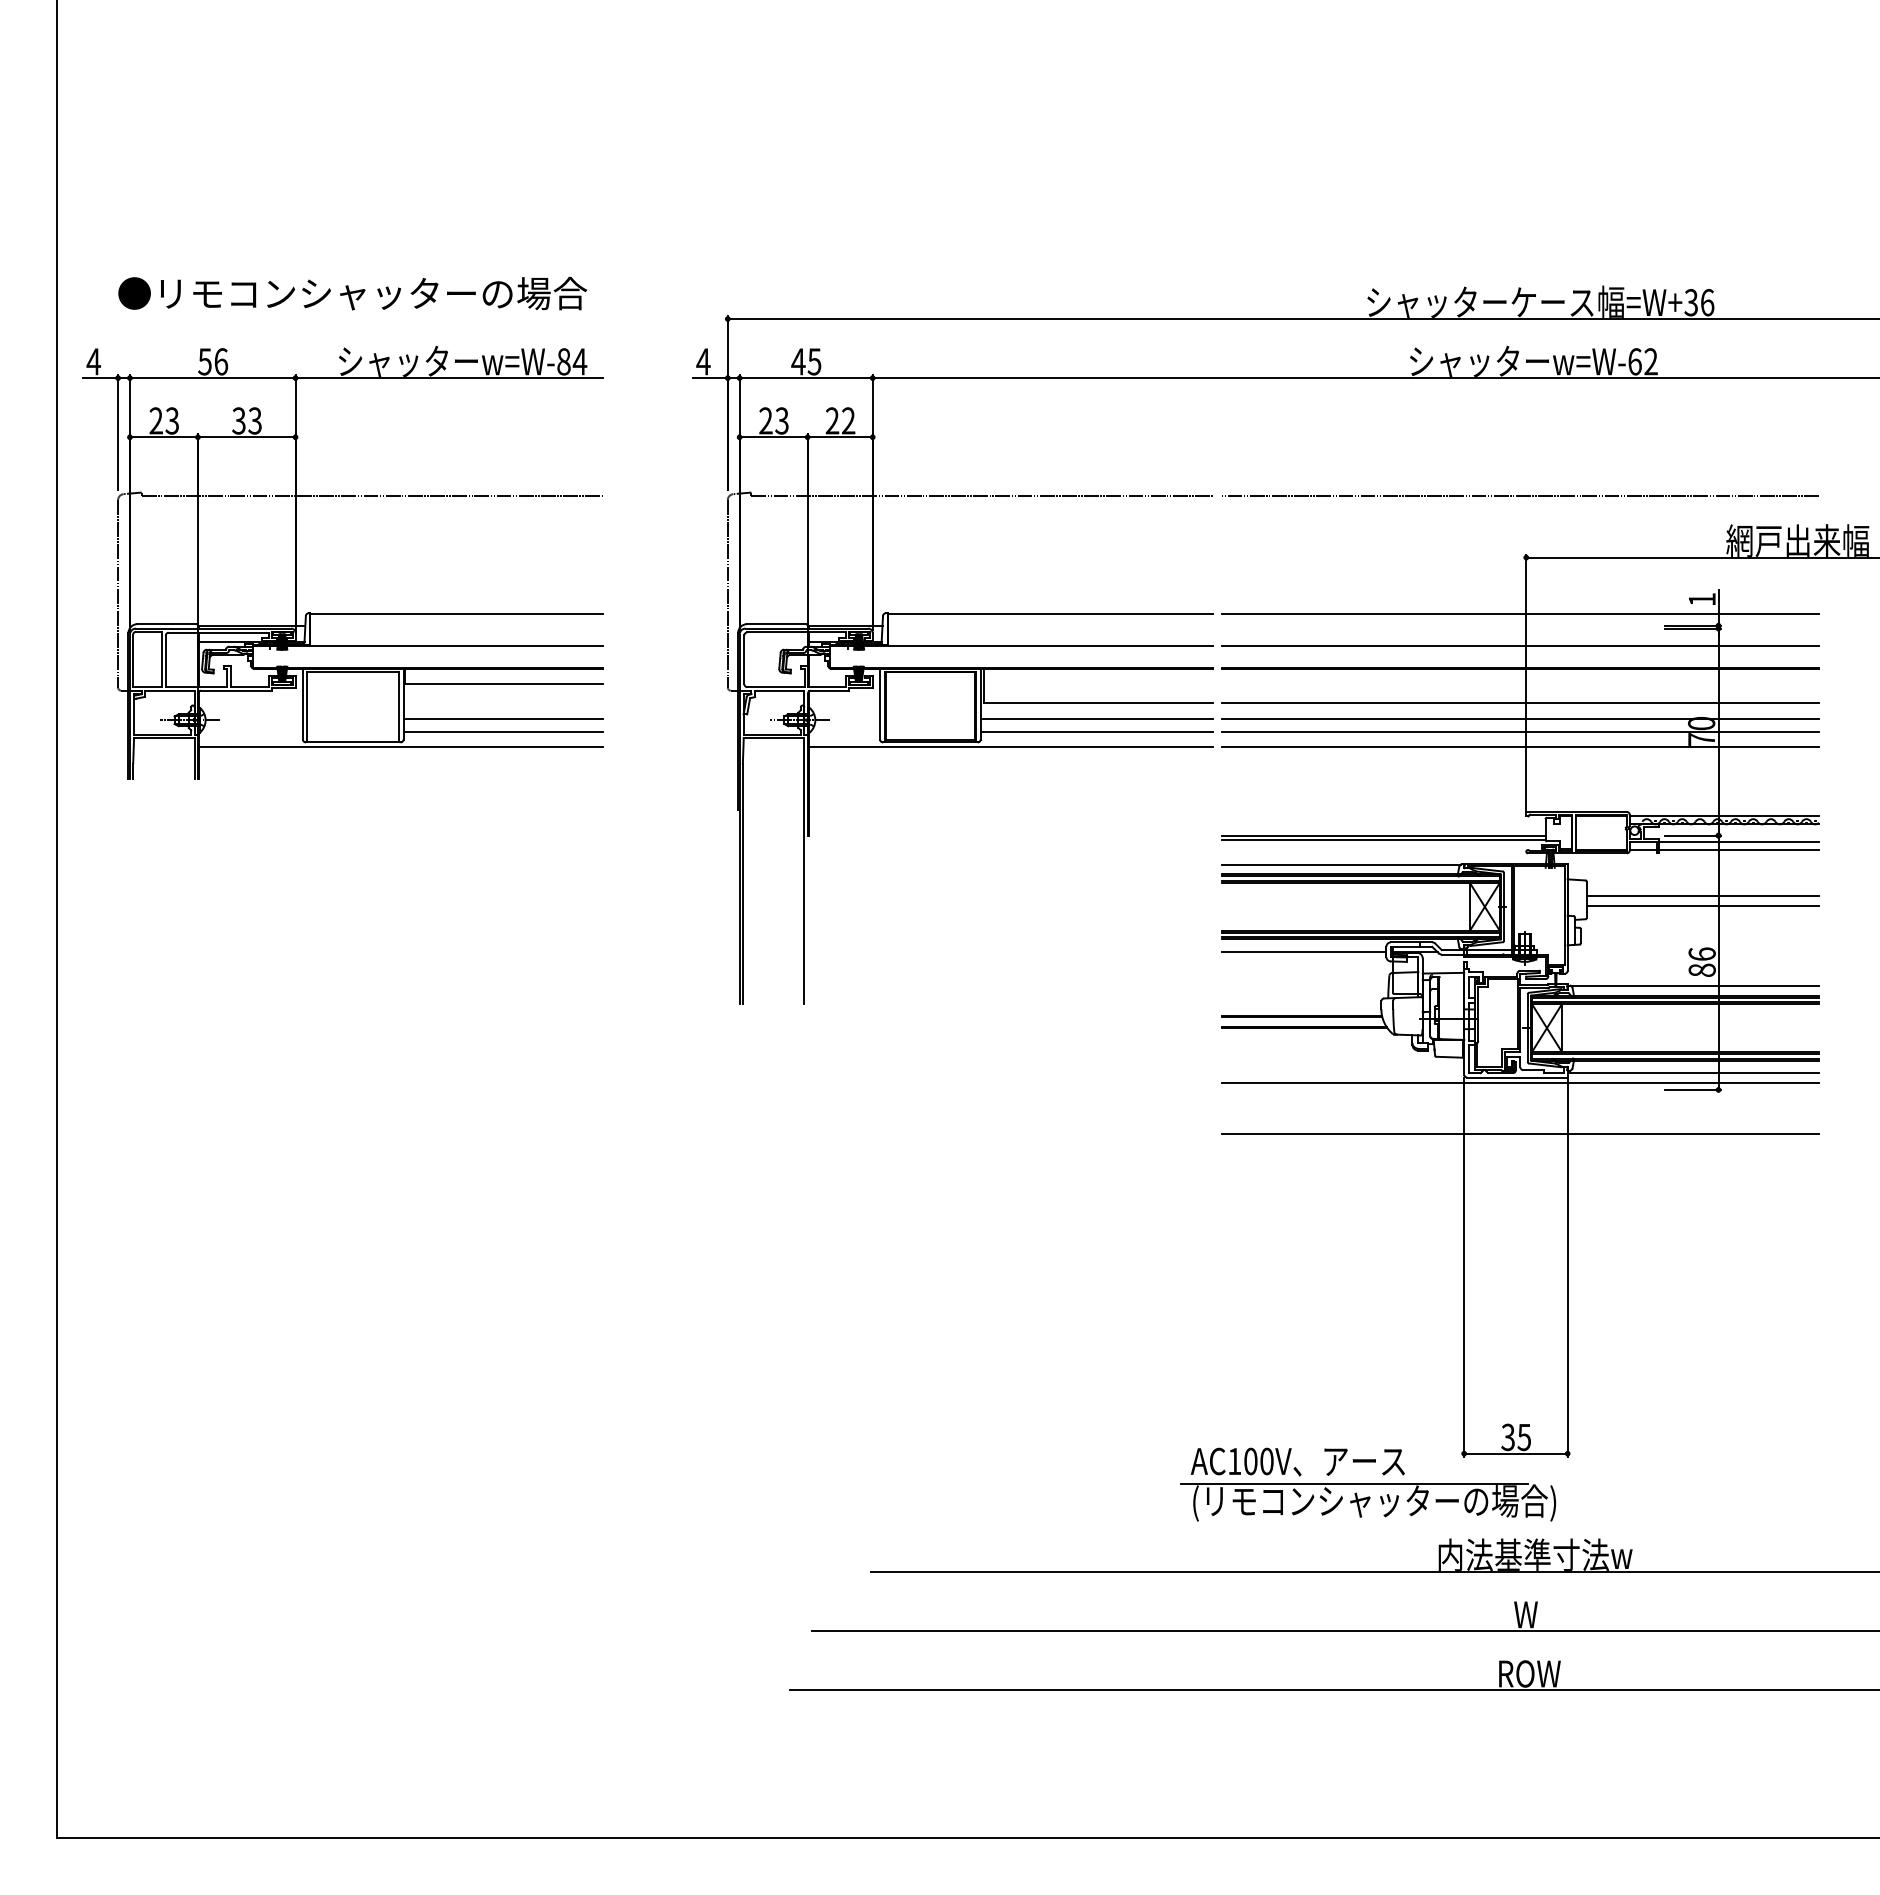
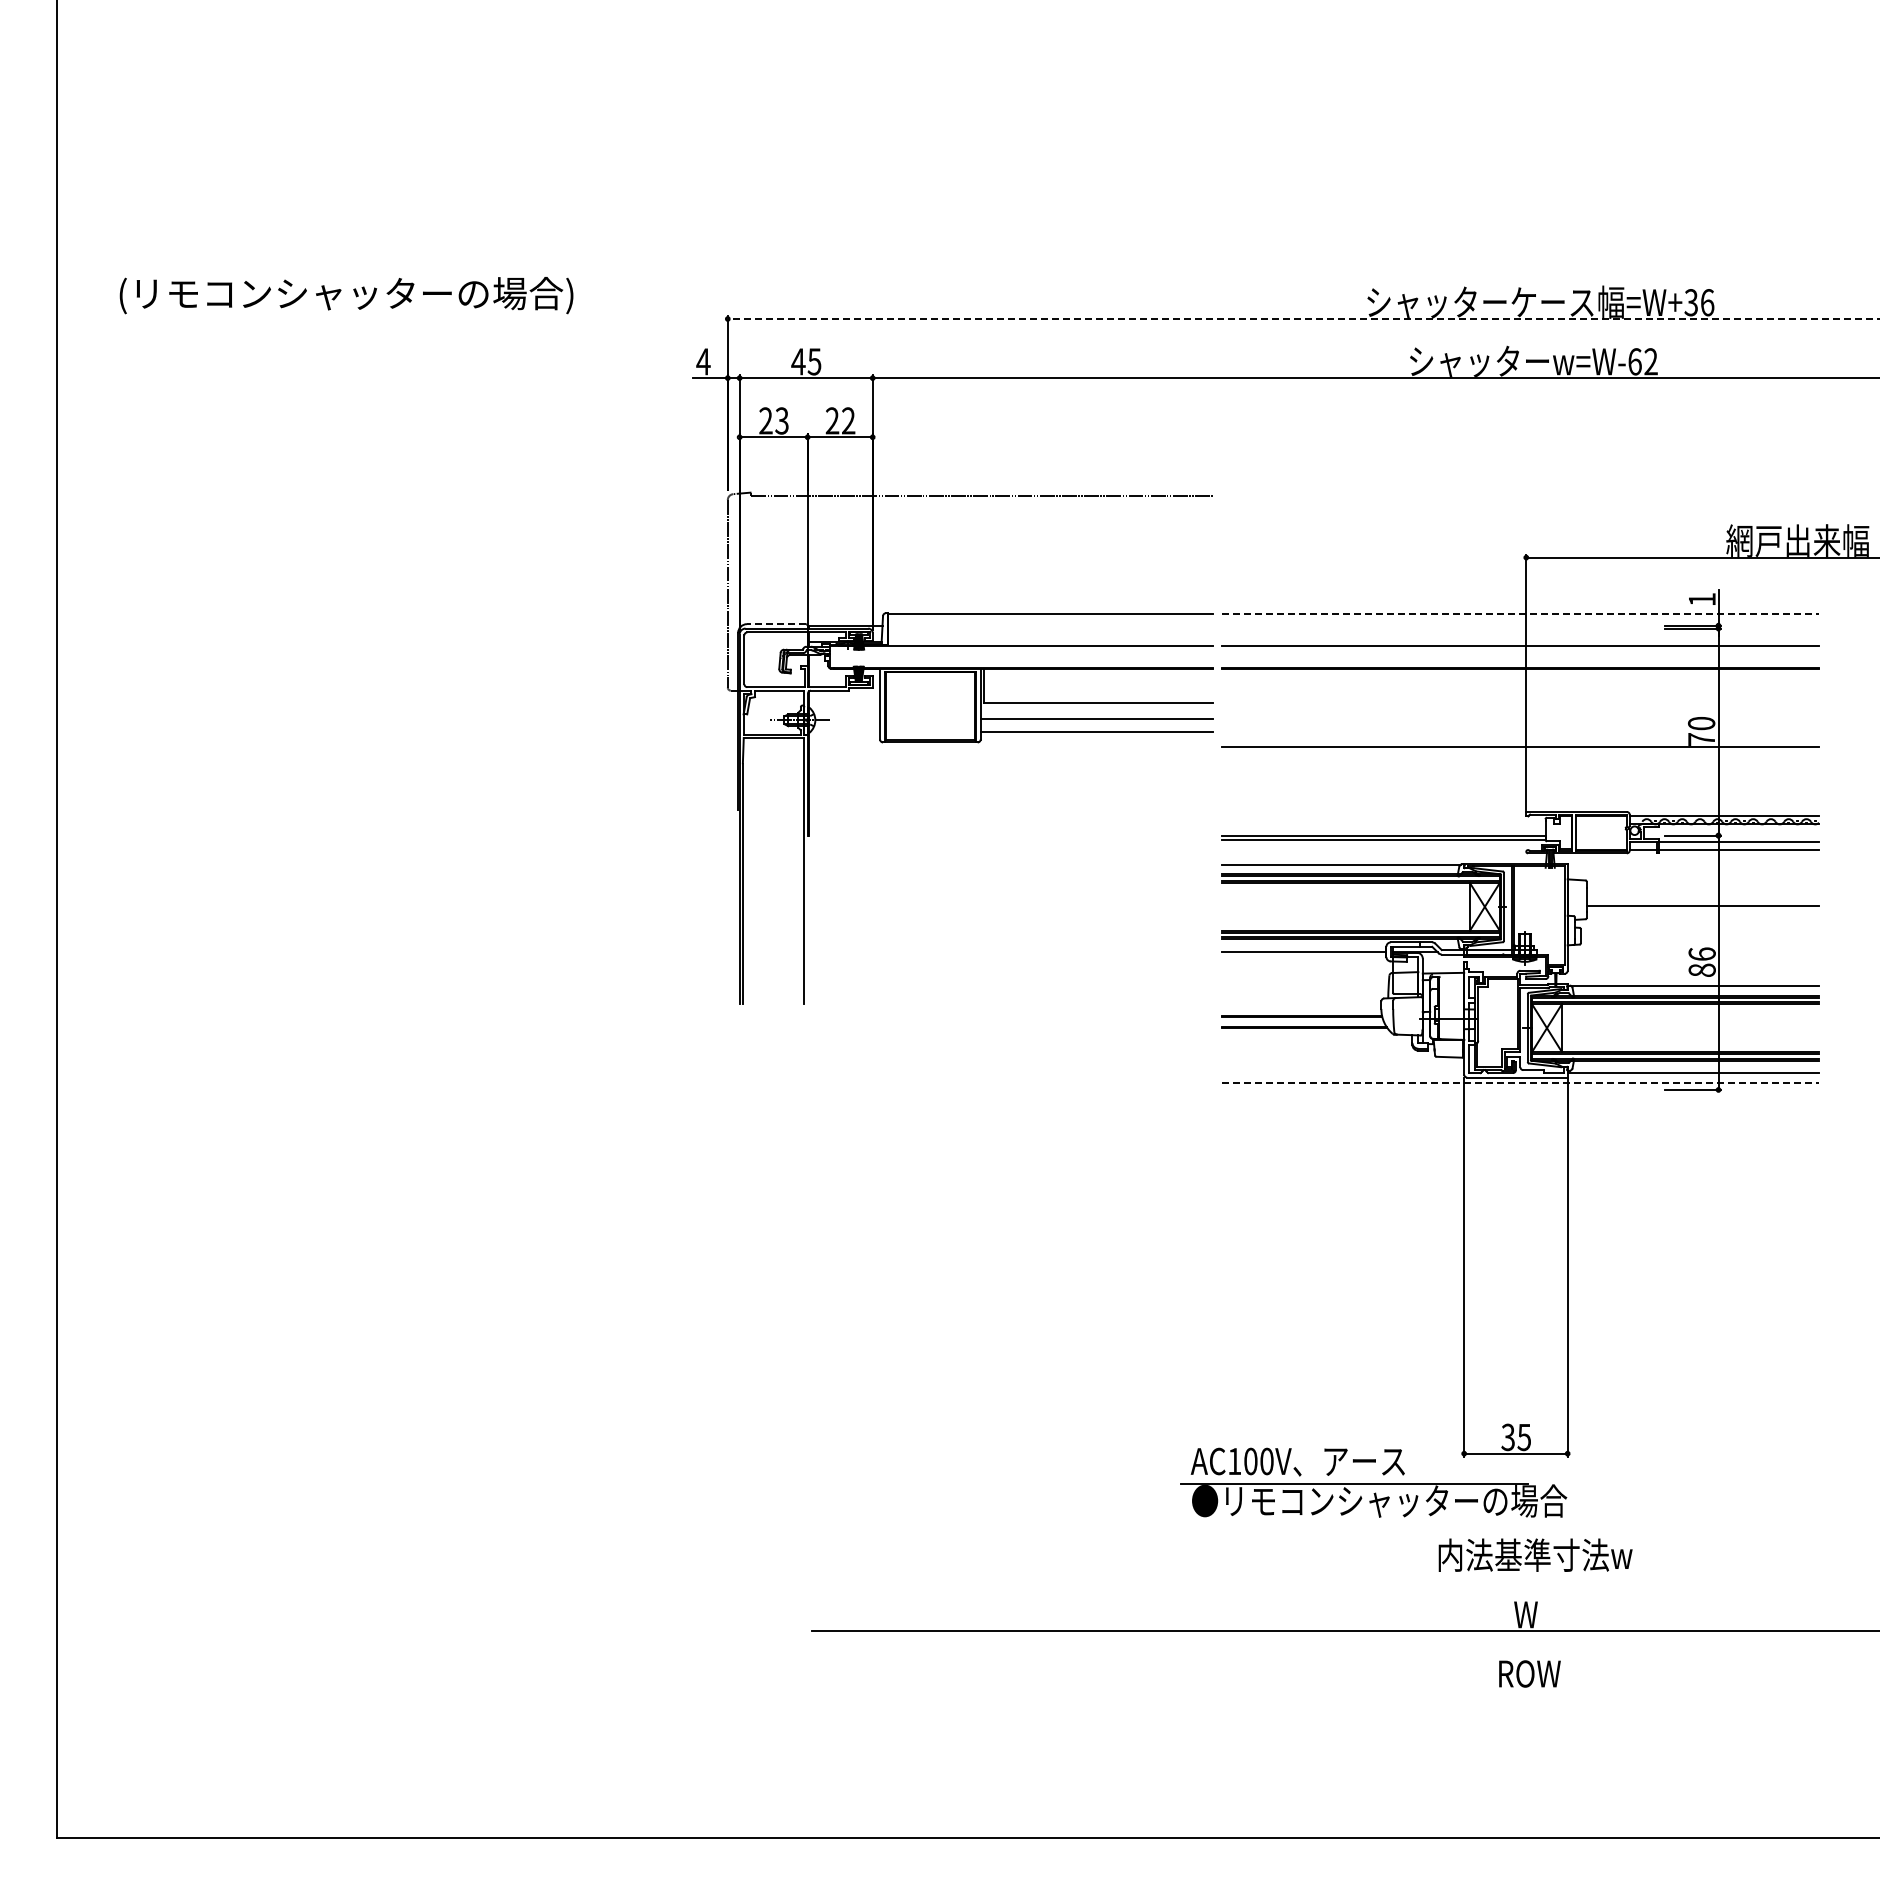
text: ●リモコンシャッターの場合 -> (リモコンシャッターの場合) (352, 295)
line: solid -> dashed (1303, 318)
line: present -> none (1520, 496)
part: present -> none (296, 562)
line: solid -> dashed (1520, 614)
line: solid -> dashed (776, 624)
line: present -> none (1520, 702)
line: present -> none (1520, 719)
line: present -> none (1520, 732)
line: present -> none (1010, 746)
line: present -> none (1702, 895)
line: solid -> dashed (1520, 1082)
line: present -> none (1520, 1134)
text: (リモコンシャッターの場合) -> ●リモコンシャッターの場合 (1379, 1502)
line: present -> none (1373, 1571)
line: present -> none (1332, 1690)
